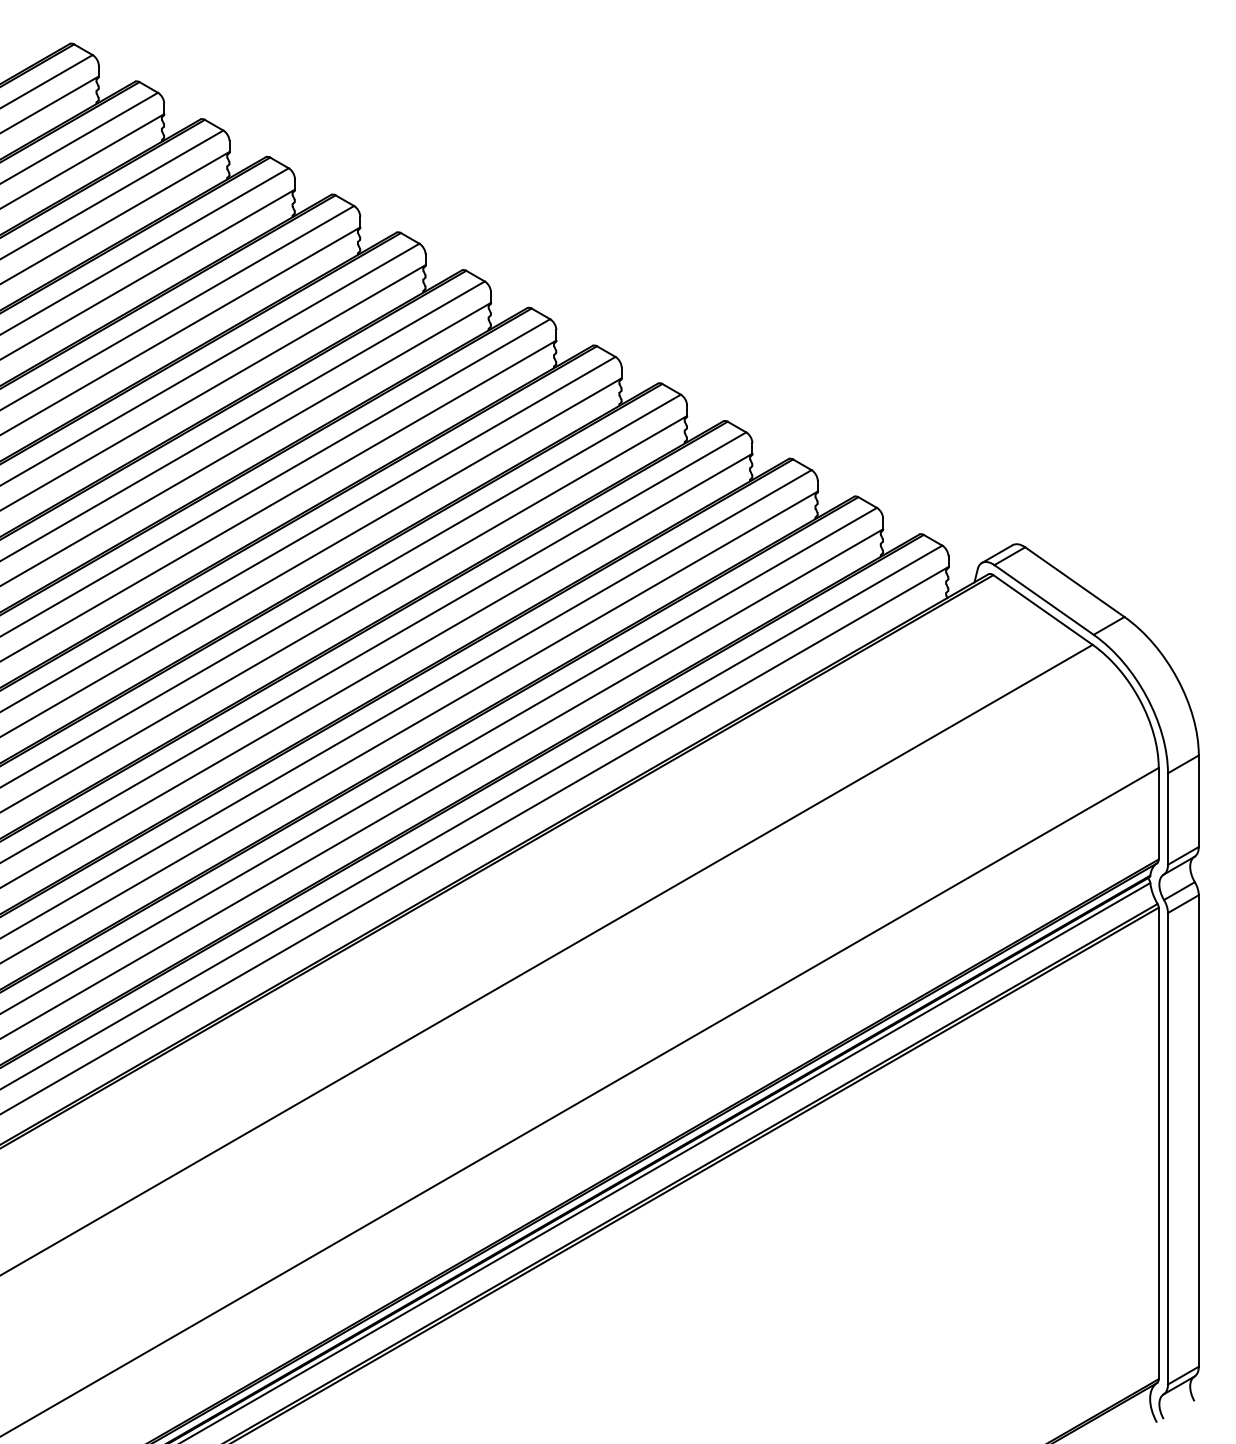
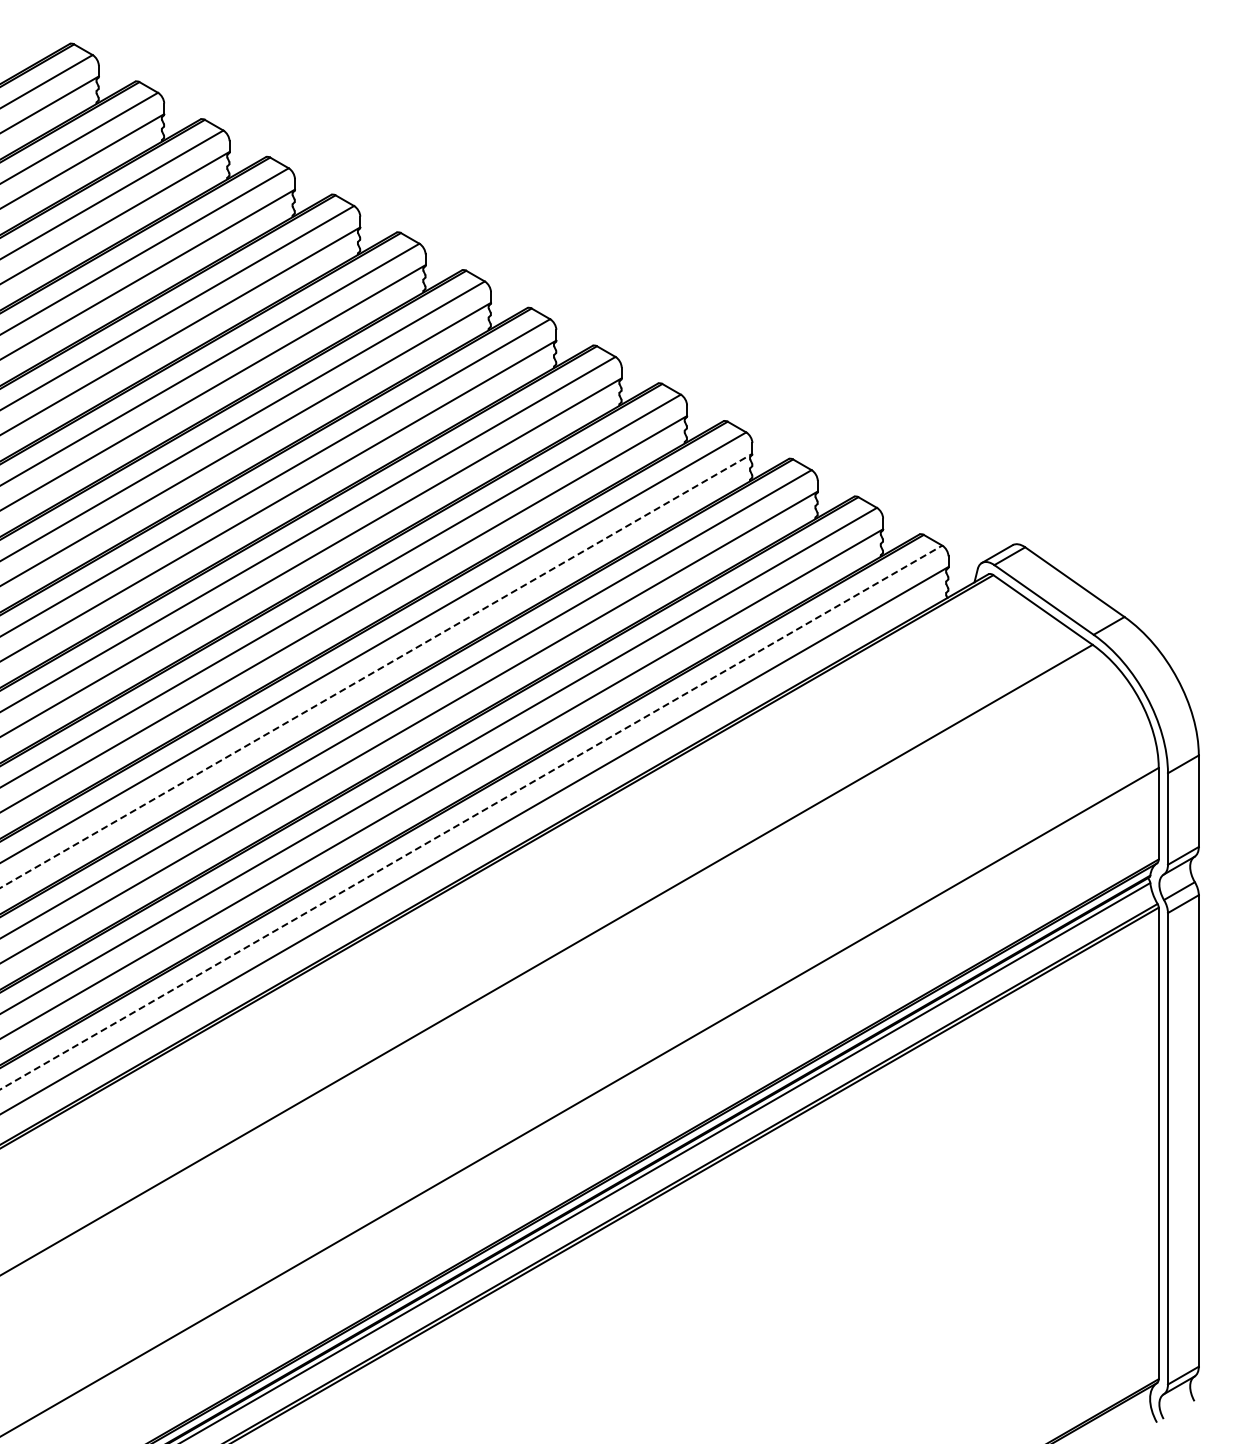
line: solid -> dashed (376, 670)
line: solid -> dashed (471, 817)
